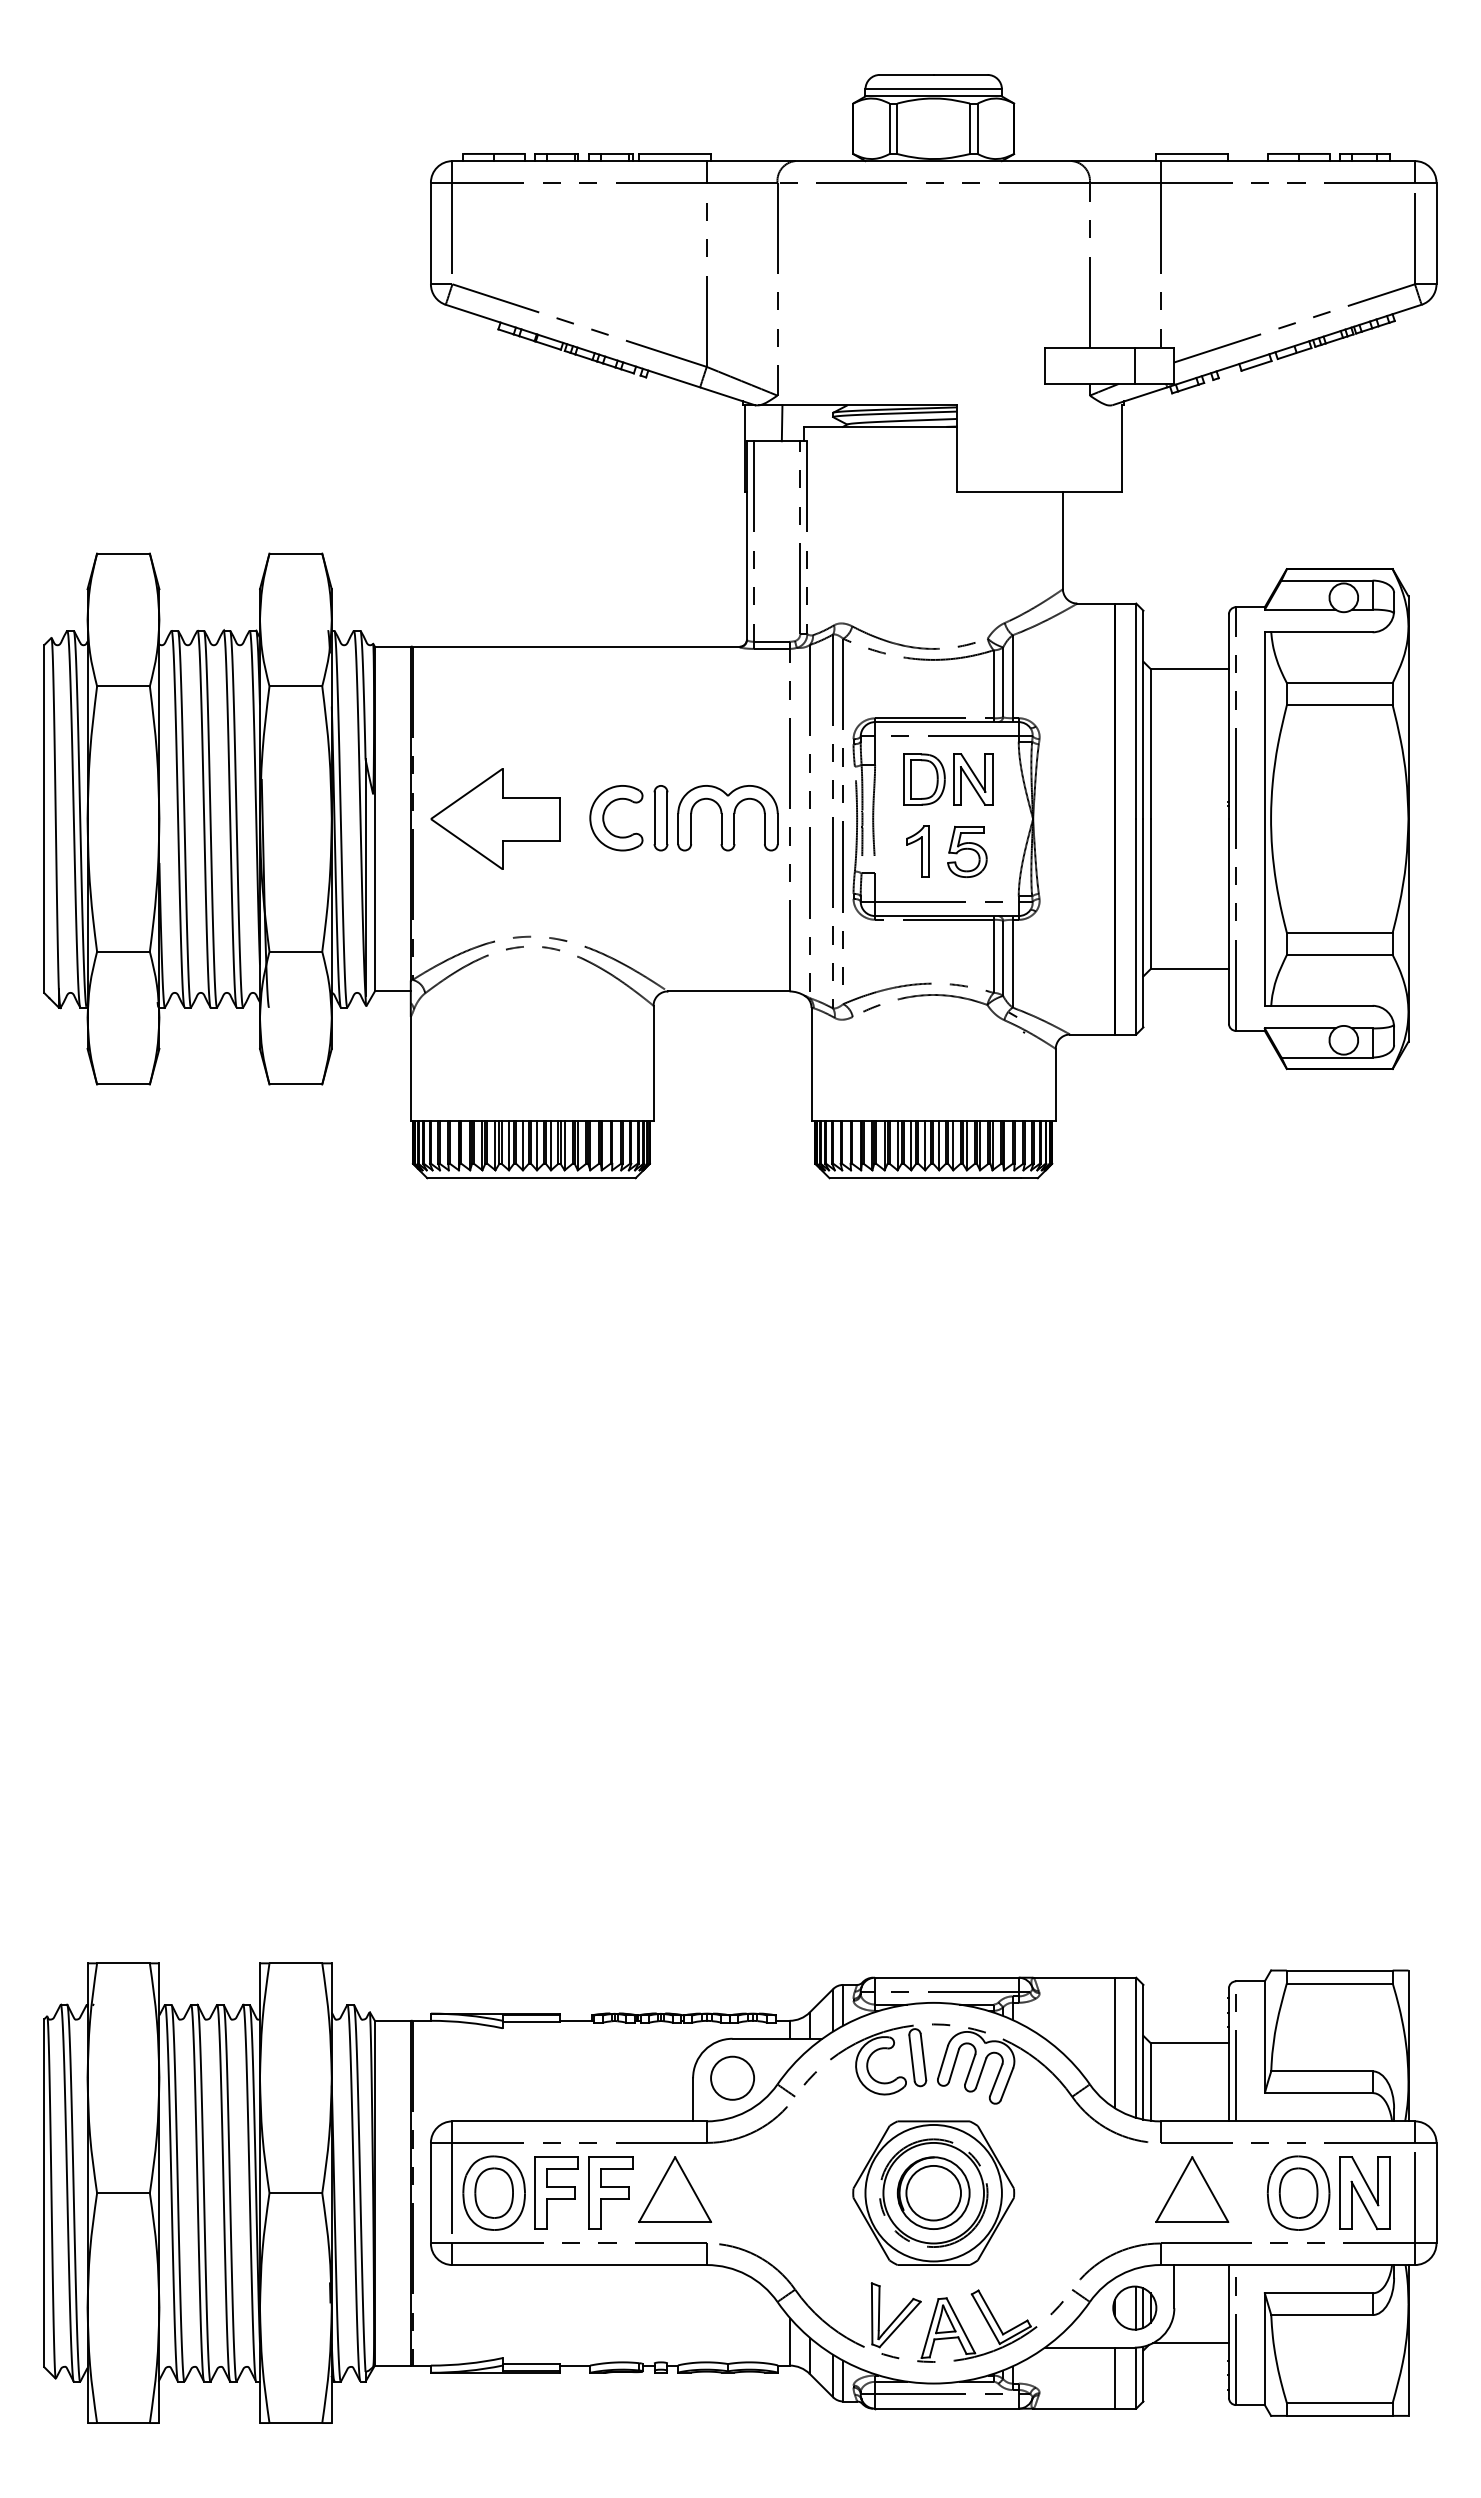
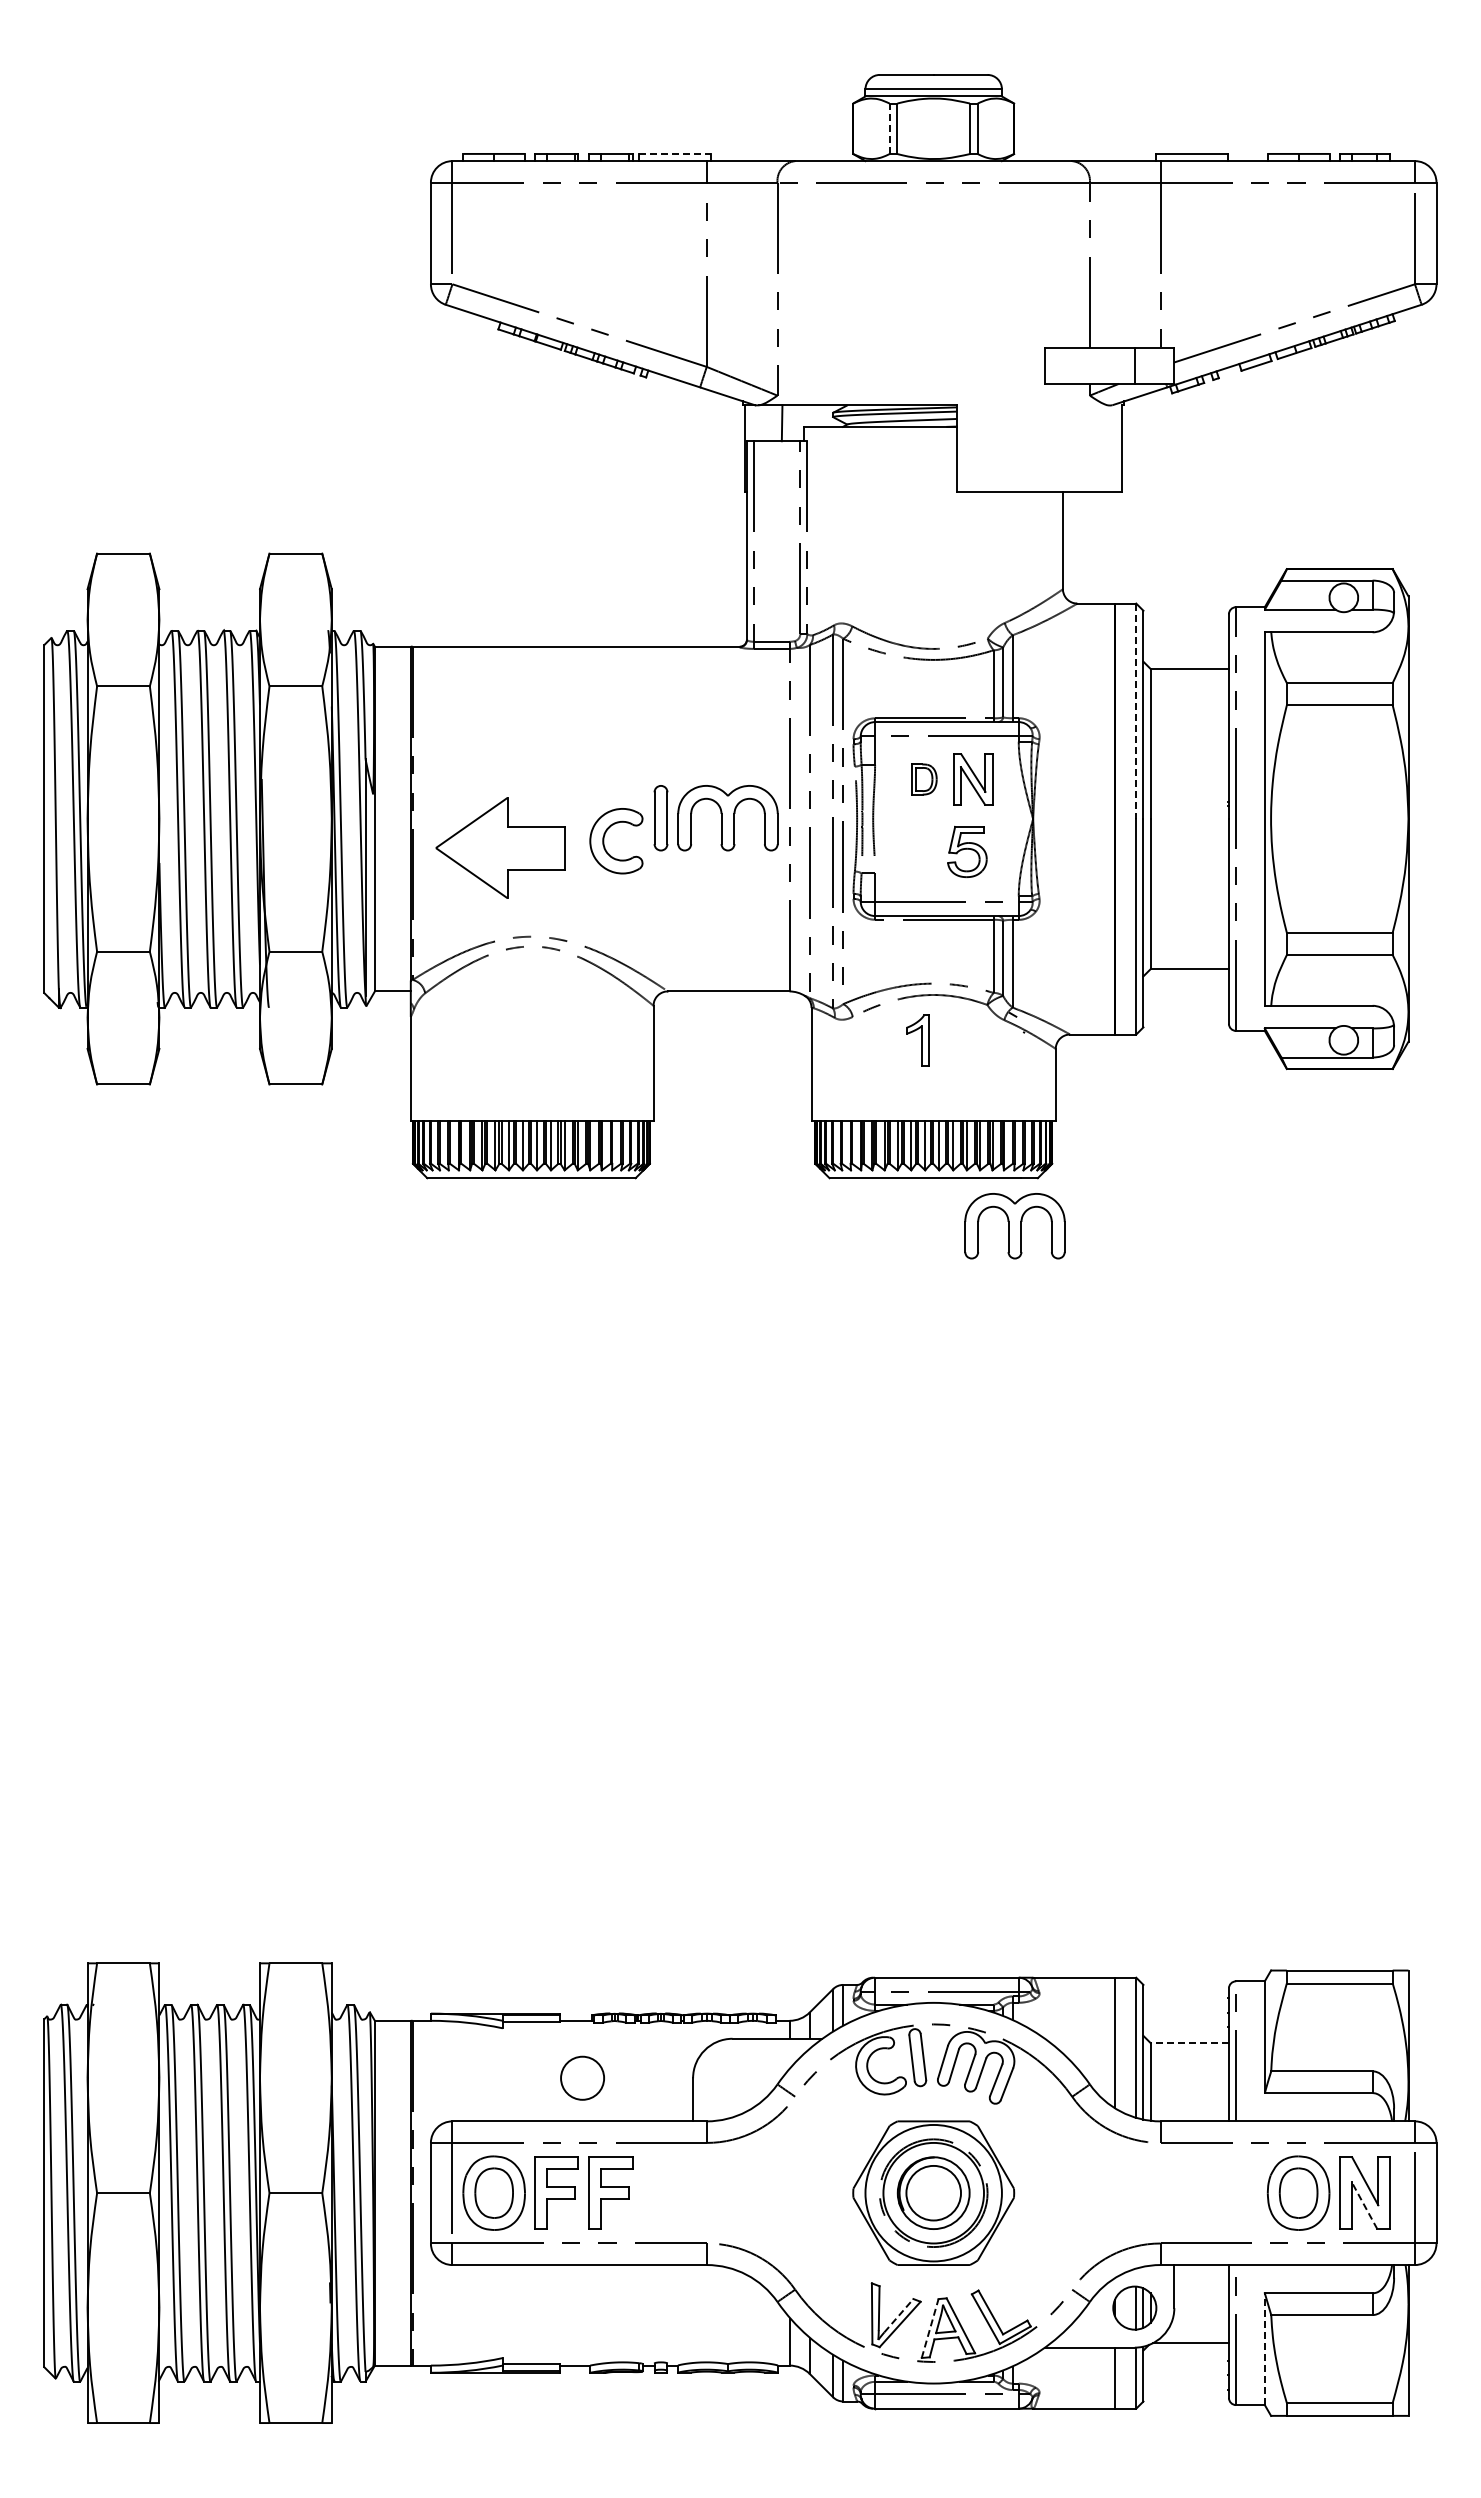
line: solid -> dashed (889, 128)
line: solid -> dashed (675, 153)
line: solid -> dashed (1136, 711)
part size: 43x53 px -> 27x33 px (924, 779)
part position: (495, 818) -> (500, 847) (500, 847)
part position: (604, 818) -> (604, 841) (604, 841)
part position: (917, 851) -> (917, 1040) (917, 1040)
part: none -> present (1014, 1226)
line: solid -> dashed (1189, 2043)
circle position: (732, 2077) -> (582, 2077) (582, 2077)
part: present -> none (675, 2189)
part: present -> none (1192, 2189)
line: solid -> dashed (1364, 2205)
line: solid -> dashed (899, 2315)
line: solid -> dashed (930, 2328)
line: solid -> dashed (1264, 2349)
